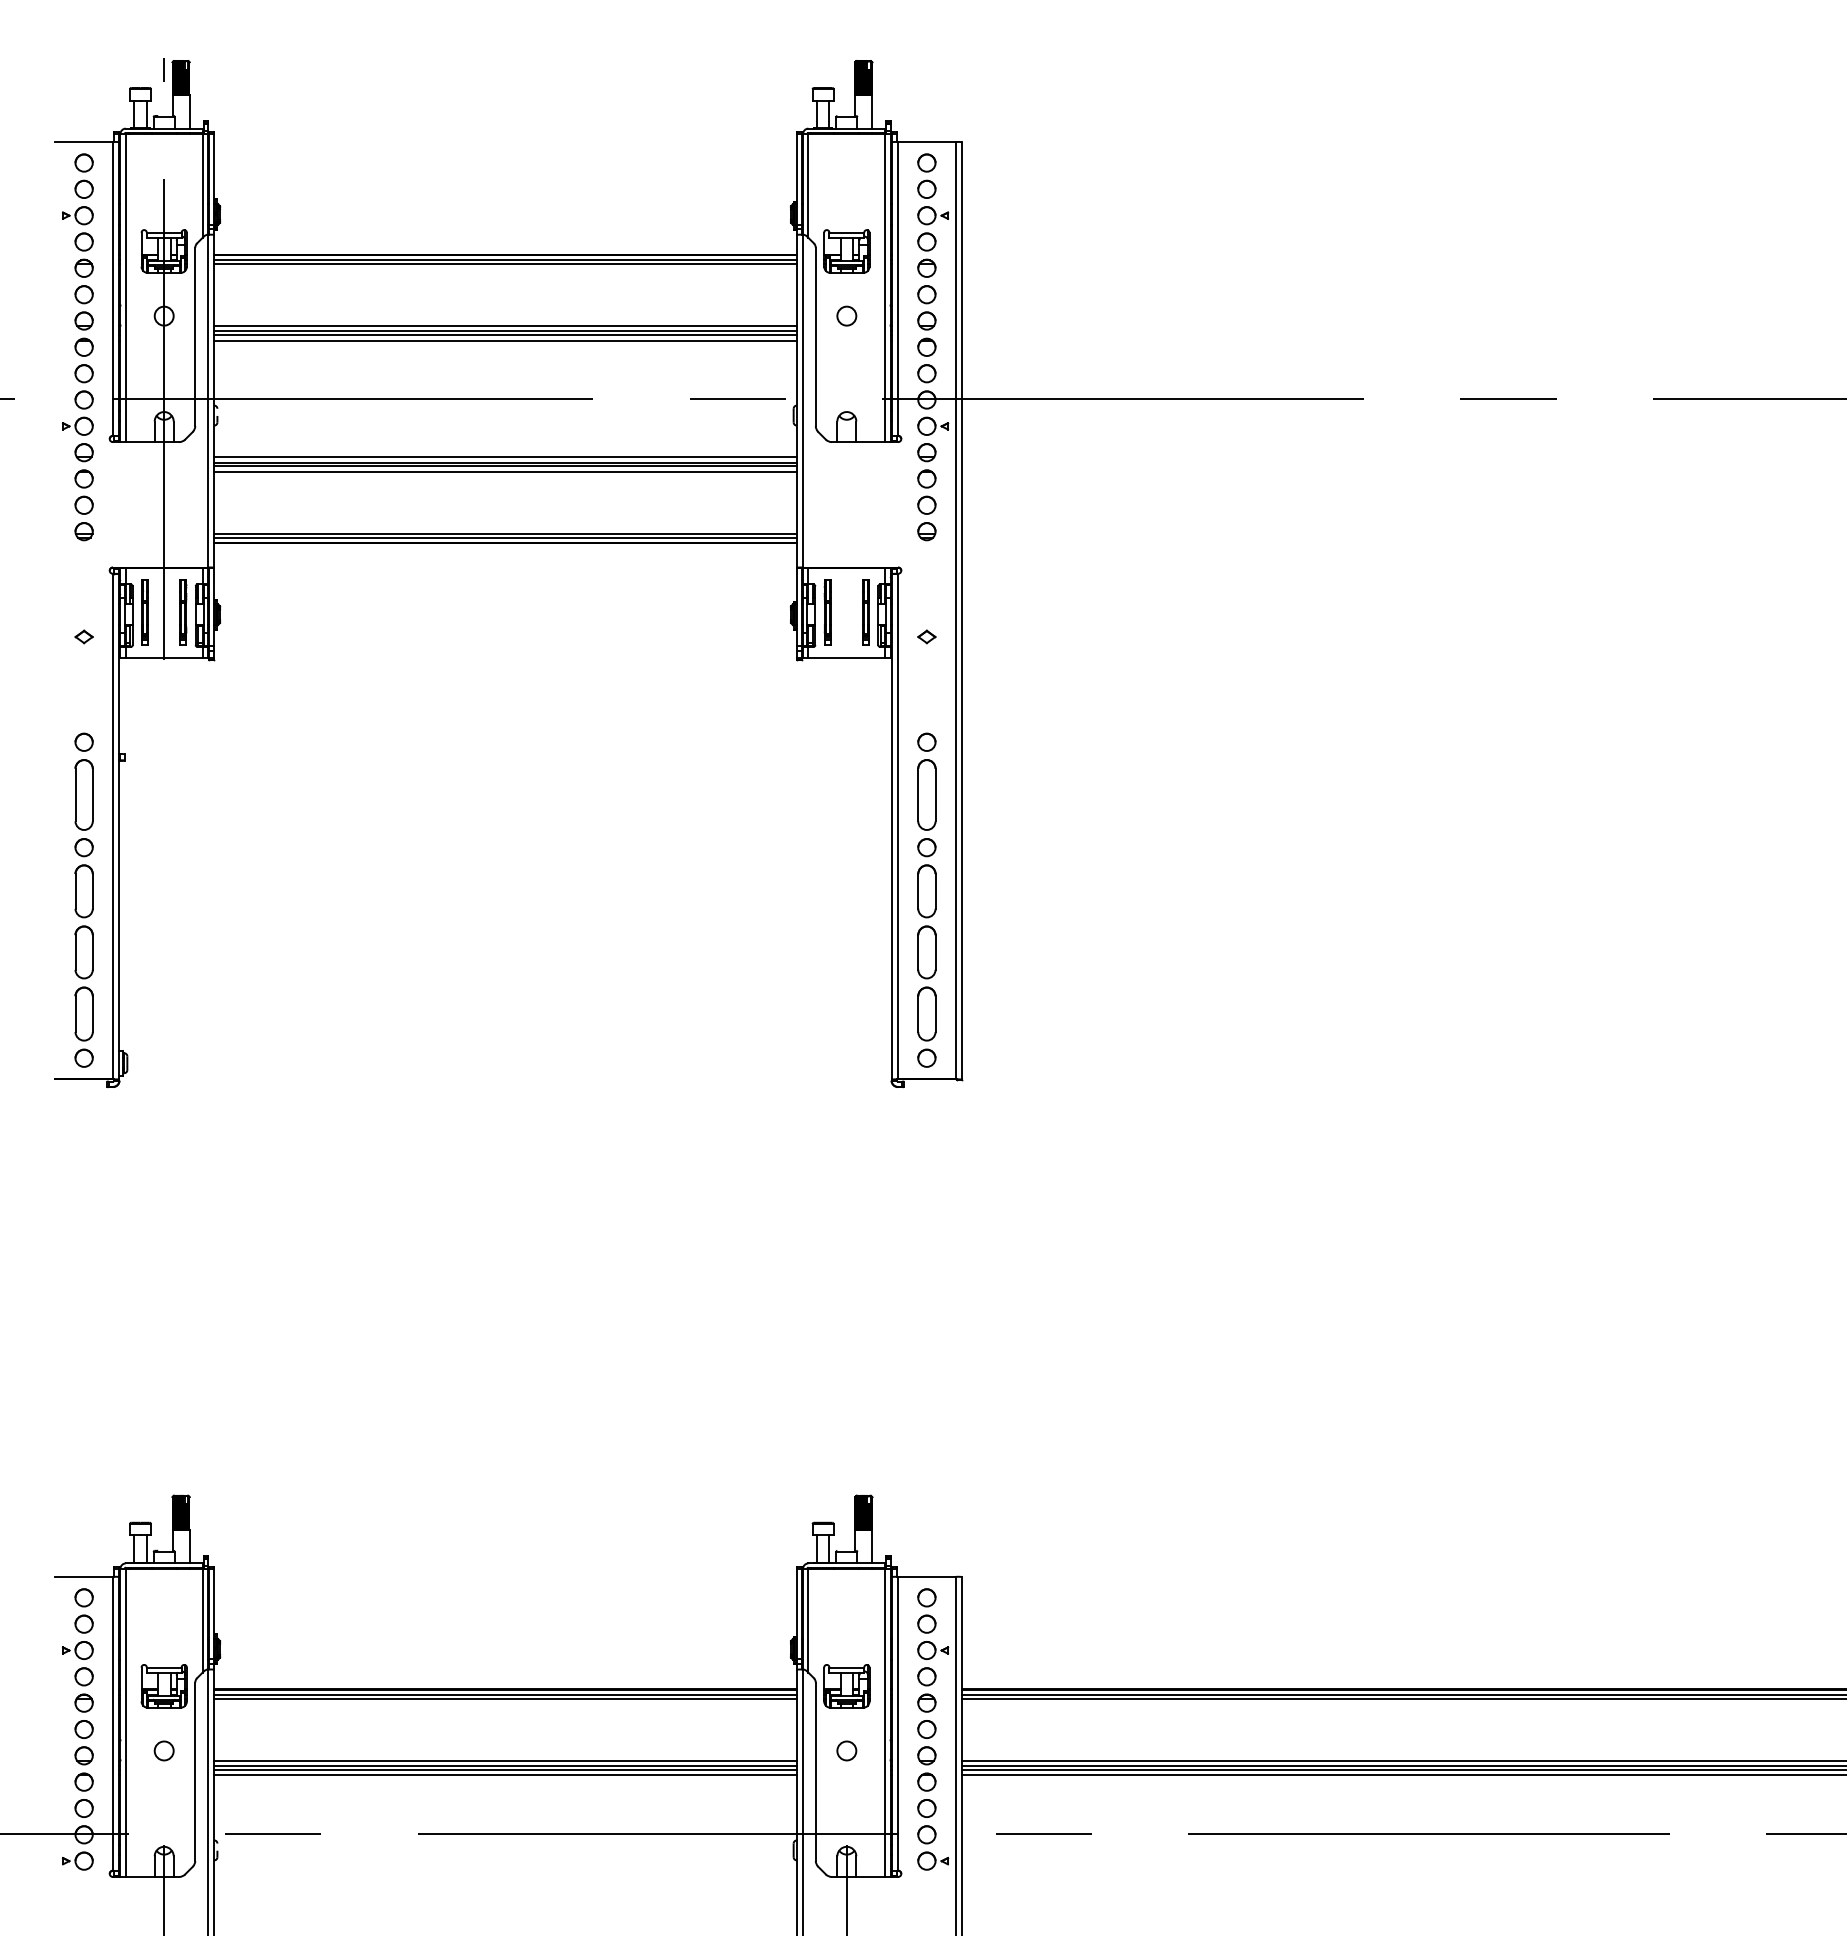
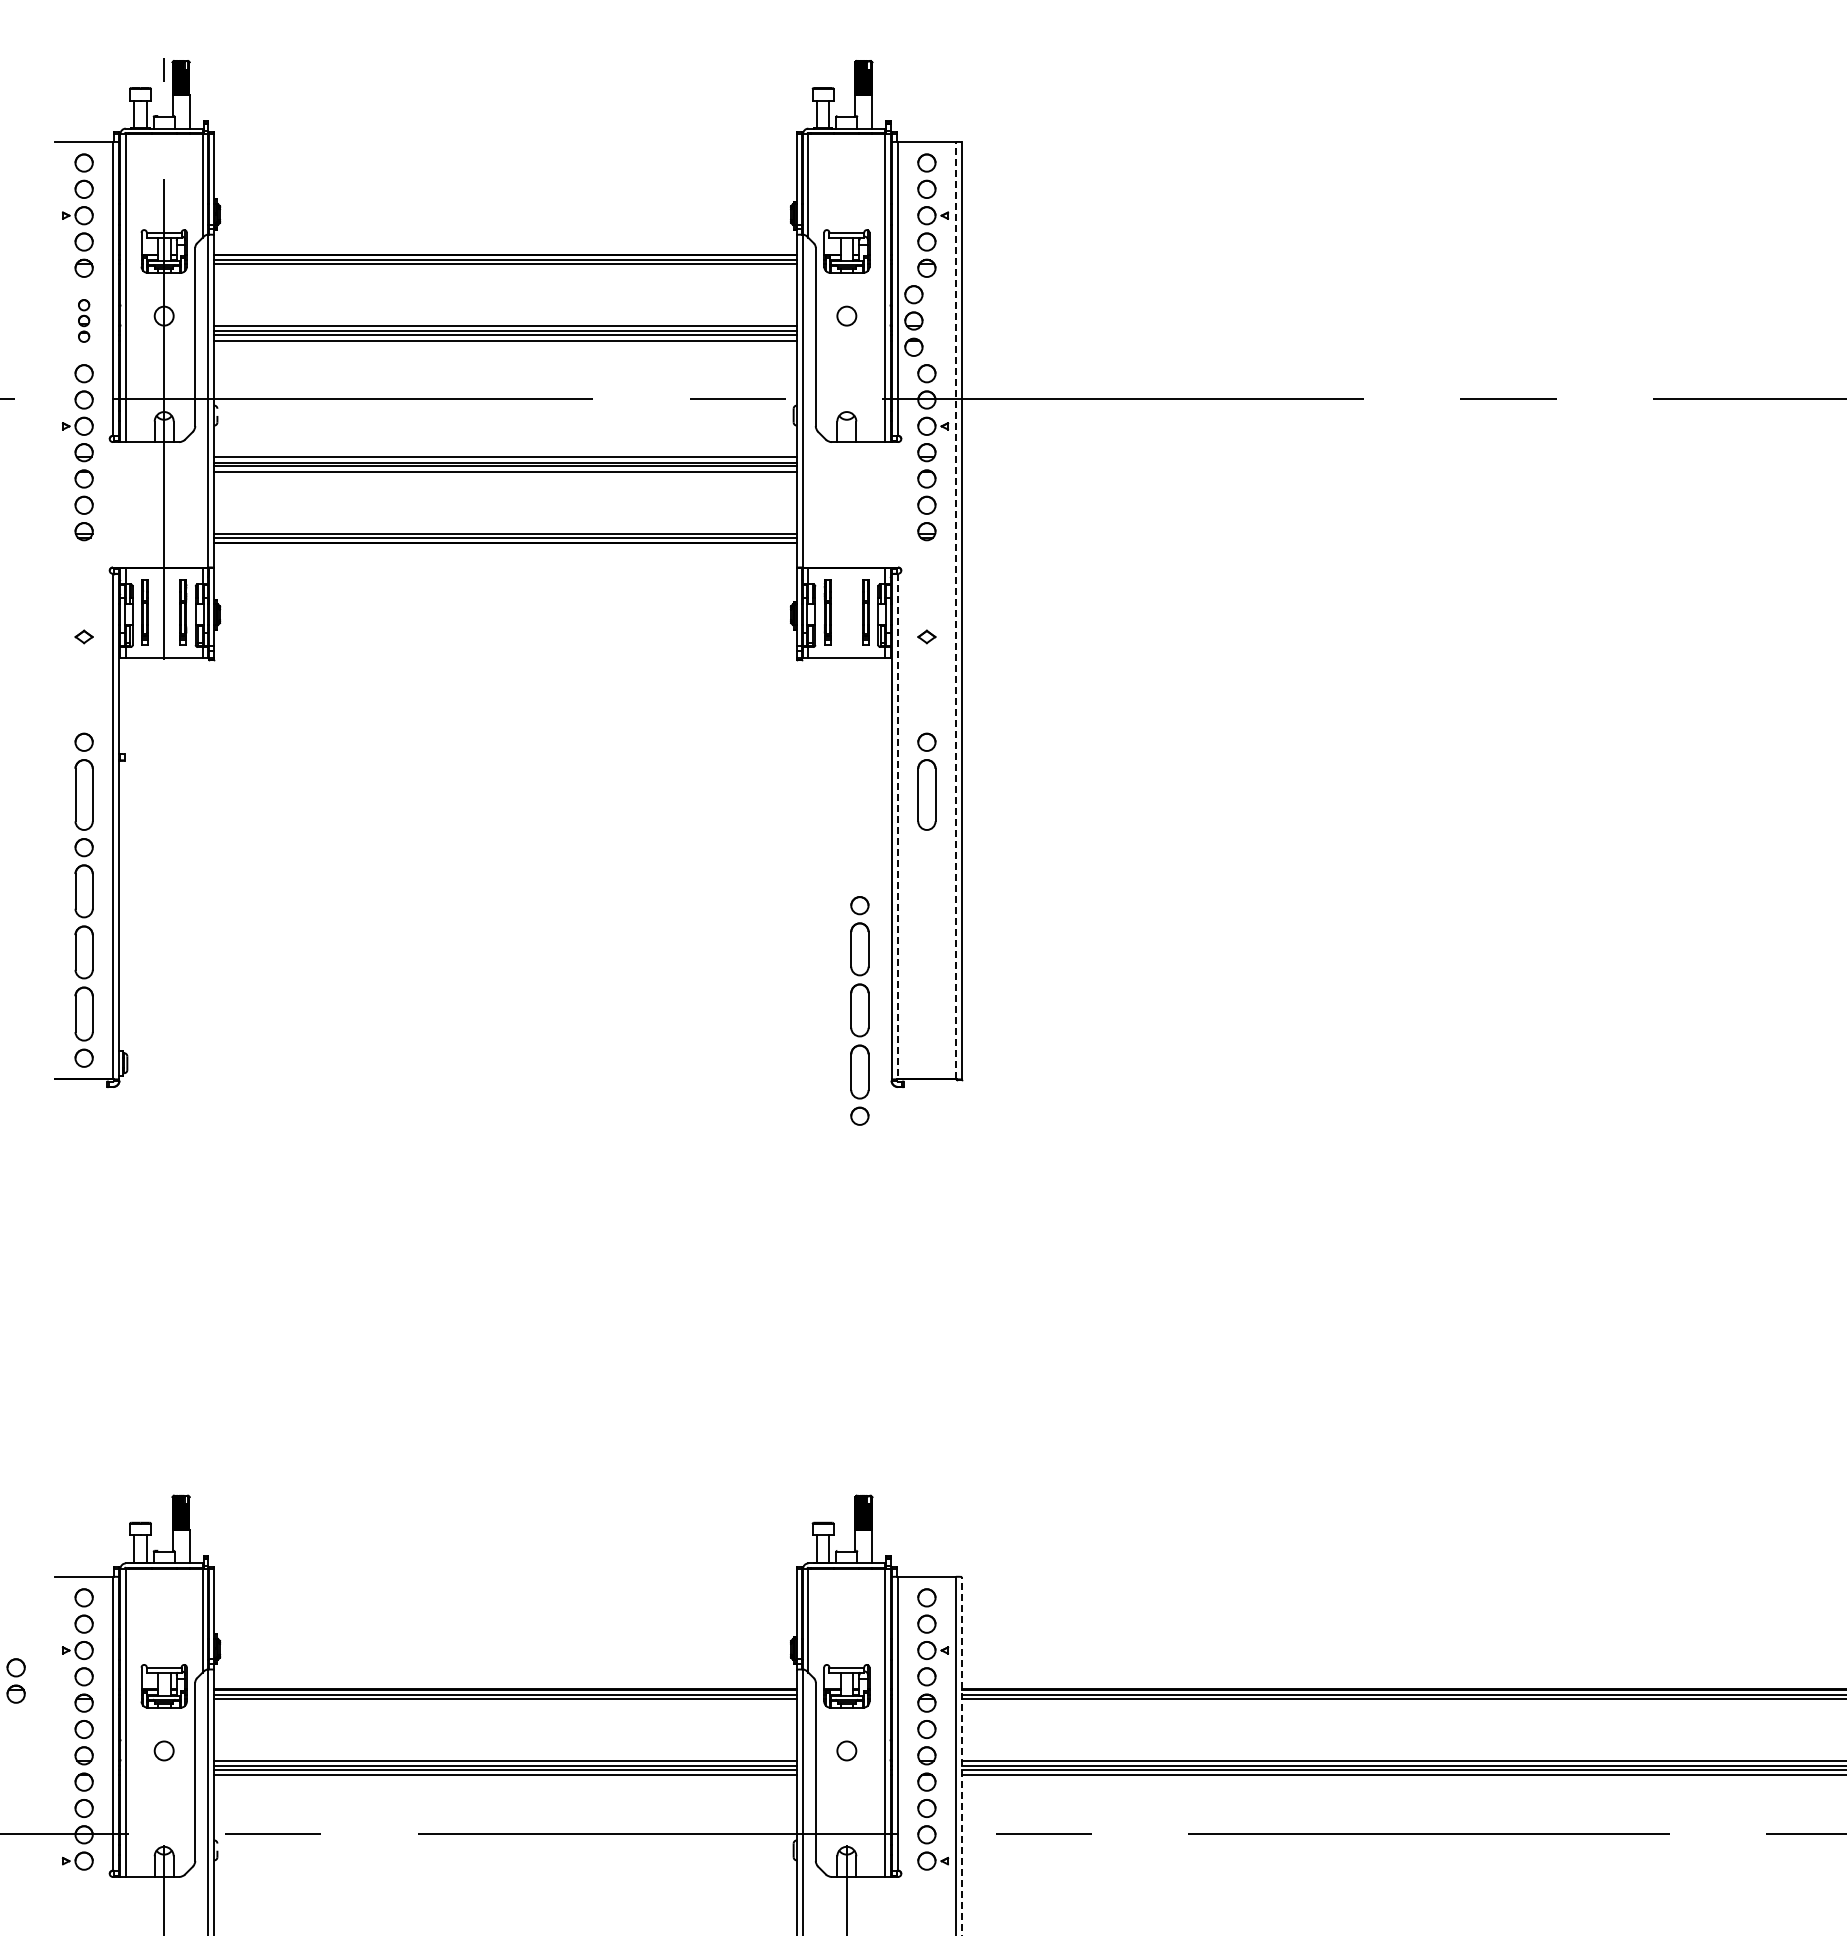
part size: 20x72 px -> 13x44 px (84, 320)
part position: (926, 320) -> (913, 320) (913, 320)
line: solid -> dashed (955, 610)
line: solid -> dashed (897, 826)
part position: (926, 952) -> (859, 1010) (859, 1010)
part: none -> present (15, 1680)
line: solid -> dashed (962, 1755)
